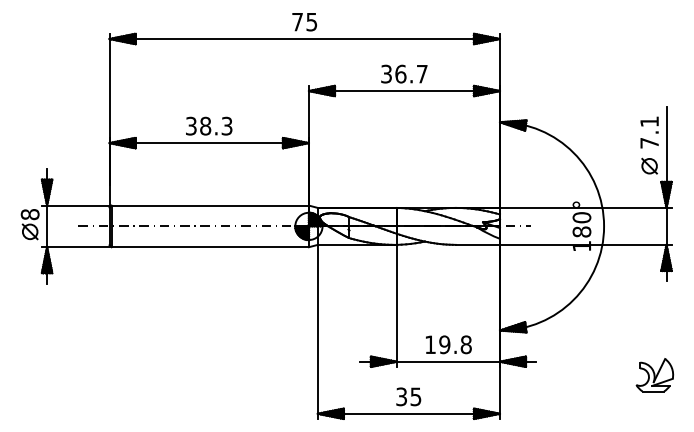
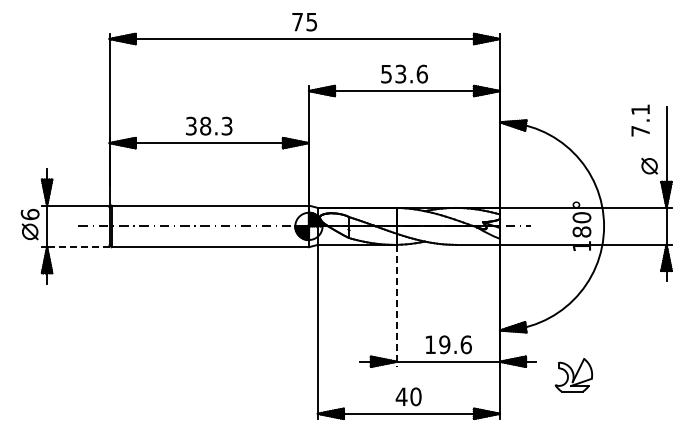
text: 36.7 -> 53.6 (404, 73)
text position: (649, 132) -> (640, 120) (640, 120)
text: 8 -> 6 (29, 214)
line: solid -> dashed (77, 247)
line: solid -> dashed (396, 306)
text: 19.8 -> 19.6 (465, 344)
part position: (654, 375) -> (573, 375) (573, 375)
text: 35 -> 40 (408, 396)
